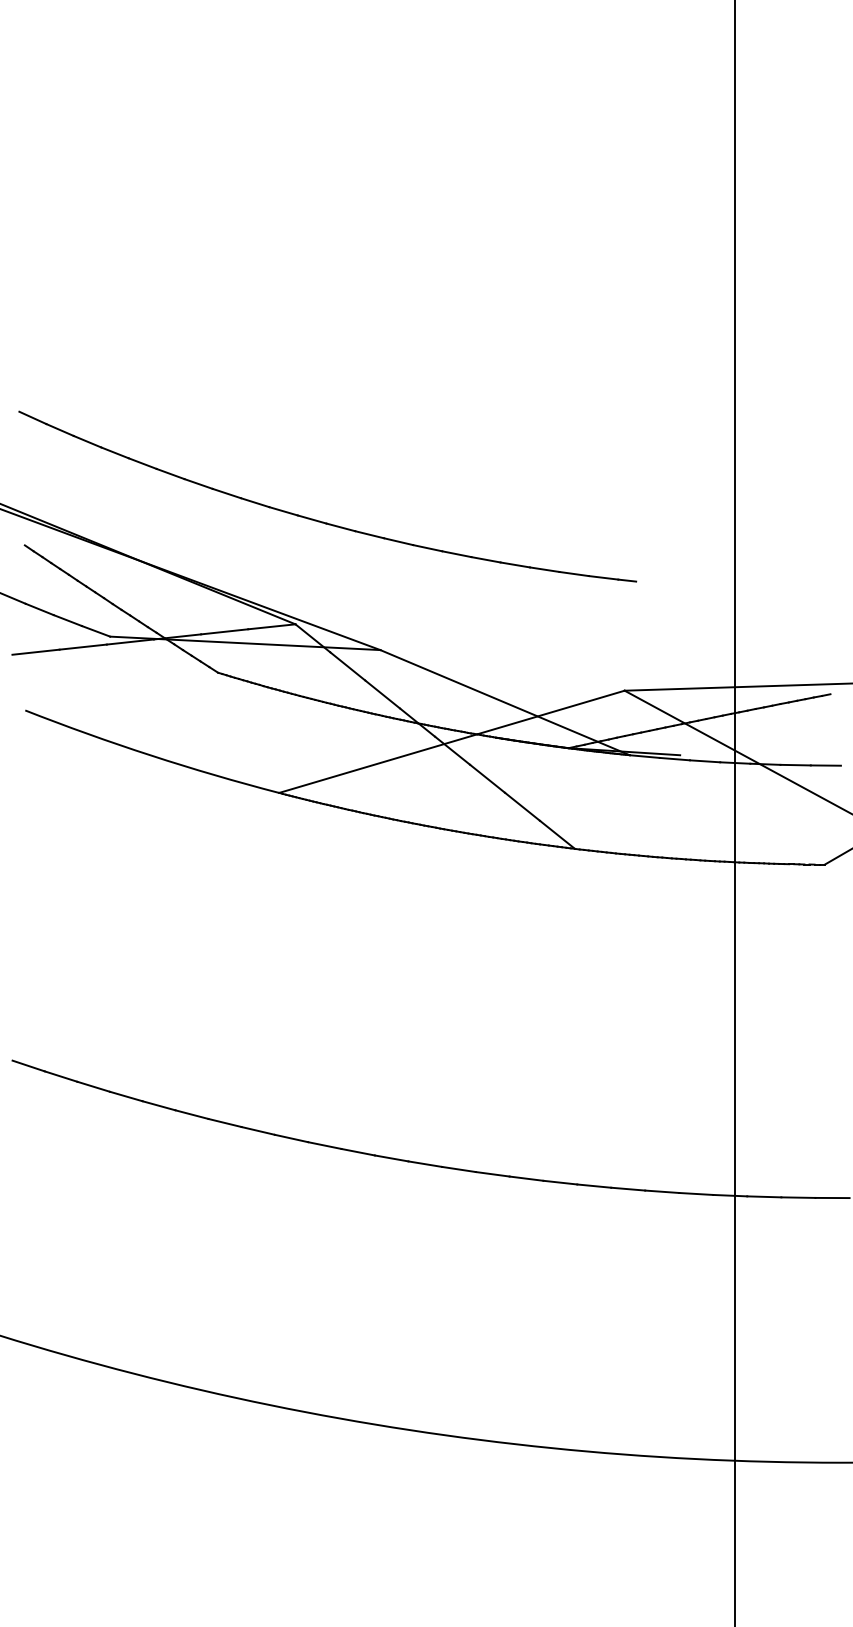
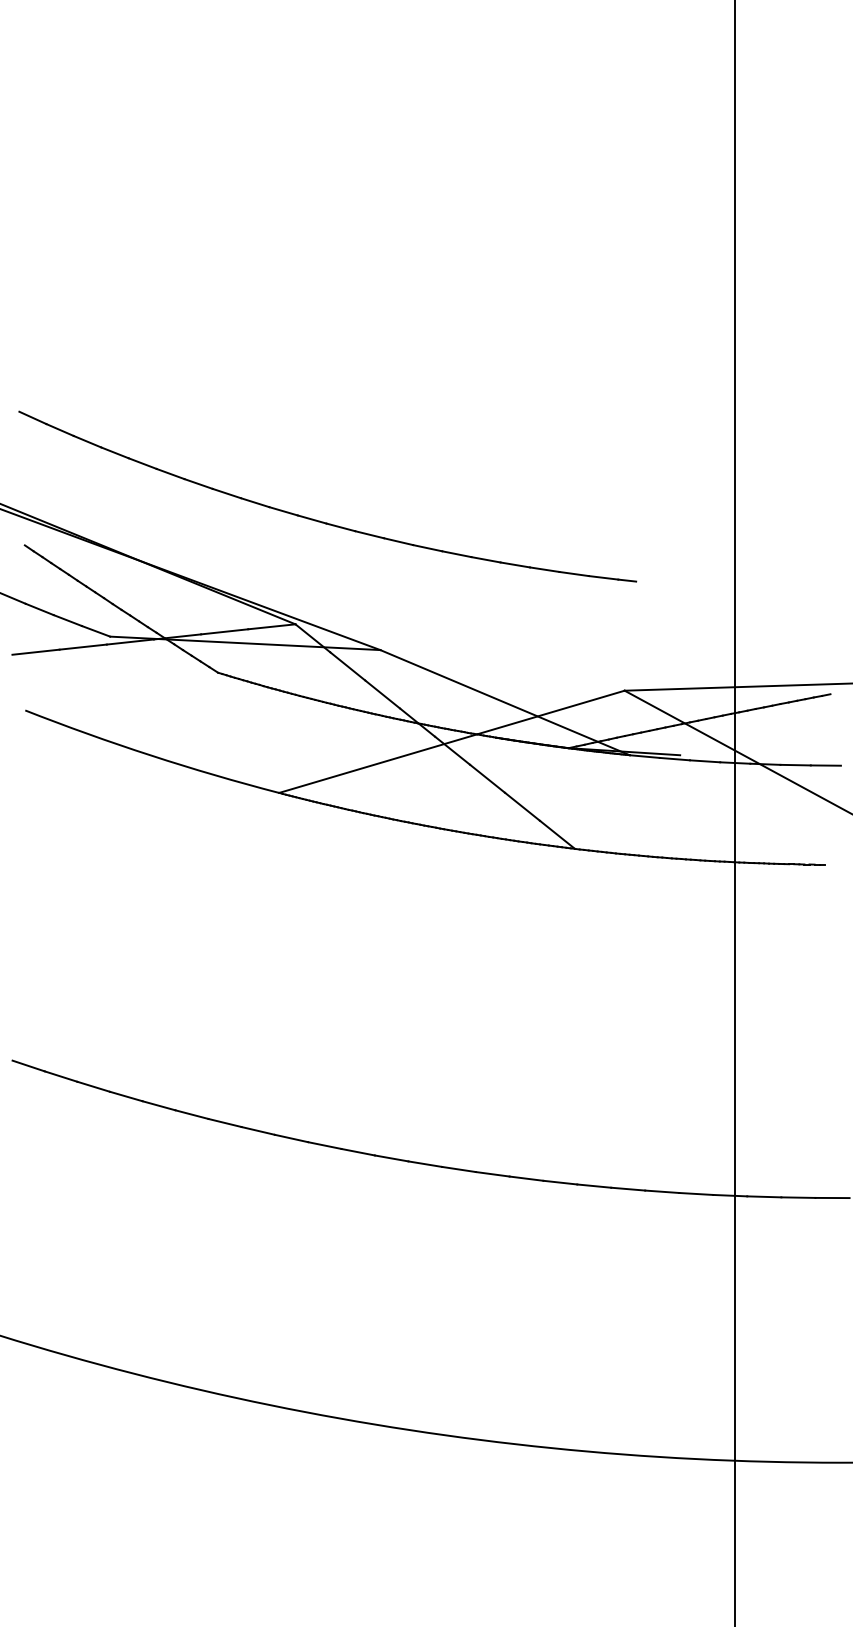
line: present -> none (836, 857)
